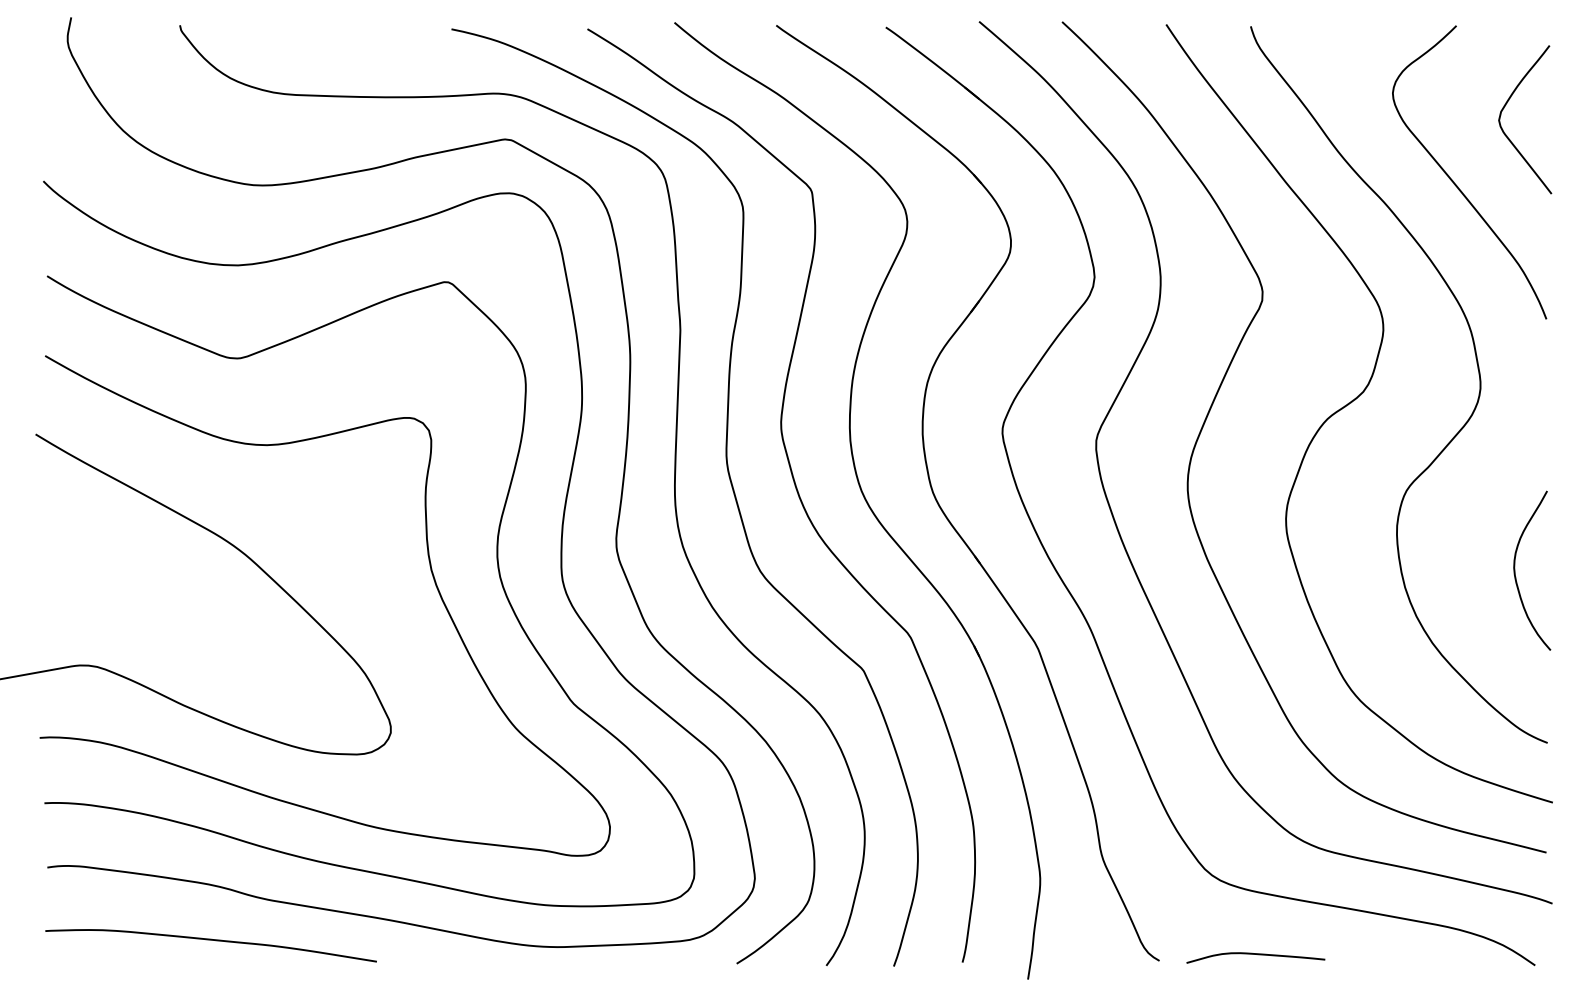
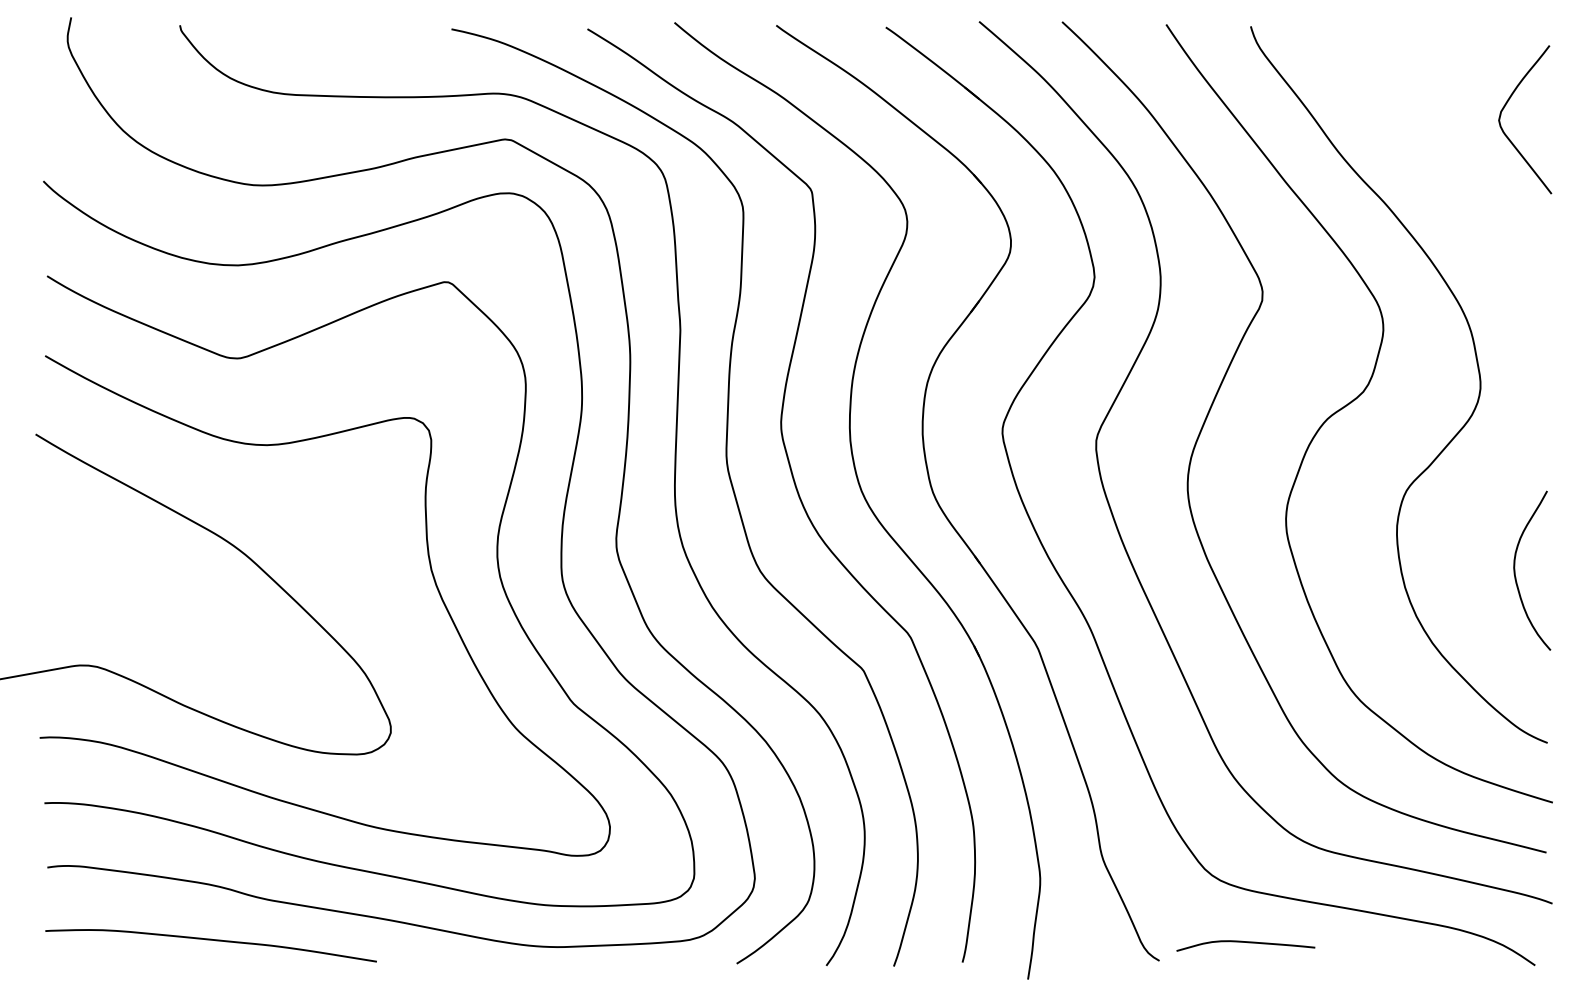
curve: present -> none (1456, 184)
curve position: (1257, 955) -> (1247, 943) (1247, 943)
